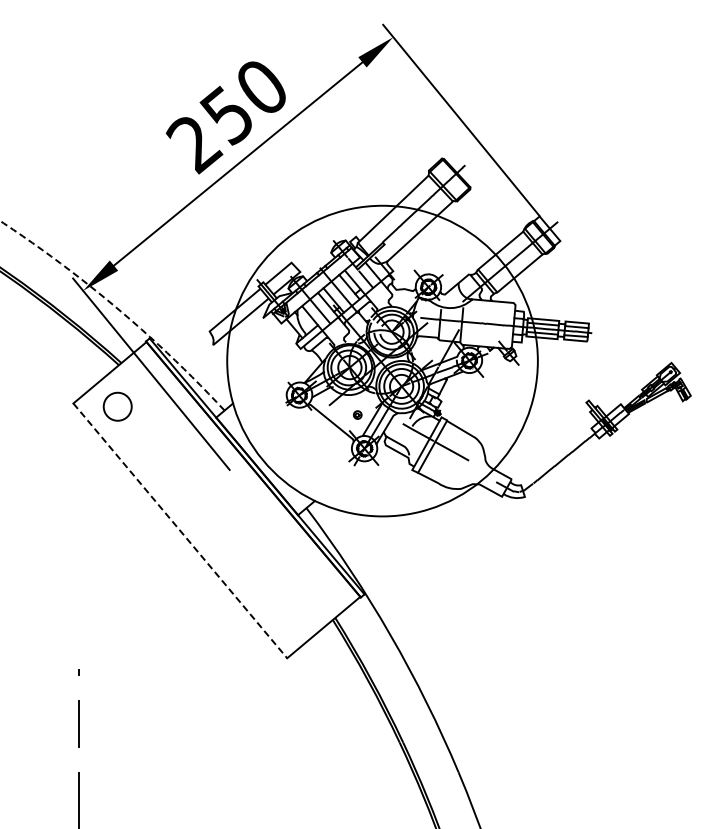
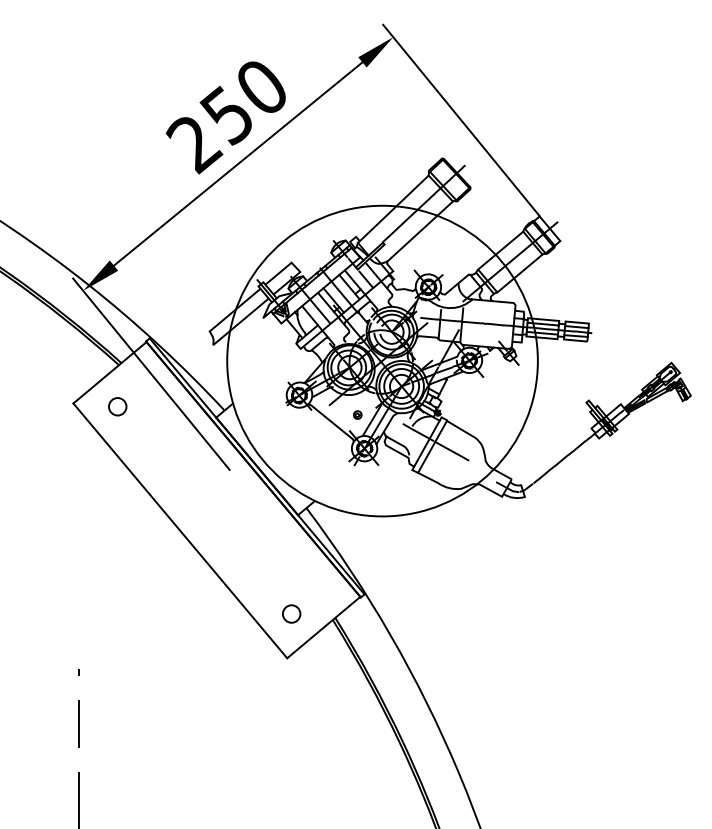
arc: dashed -> solid (117, 309)
circle diameter: 28 px -> 18 px (117, 406)
line: dashed -> solid (180, 531)
circle: none -> present (291, 613)
